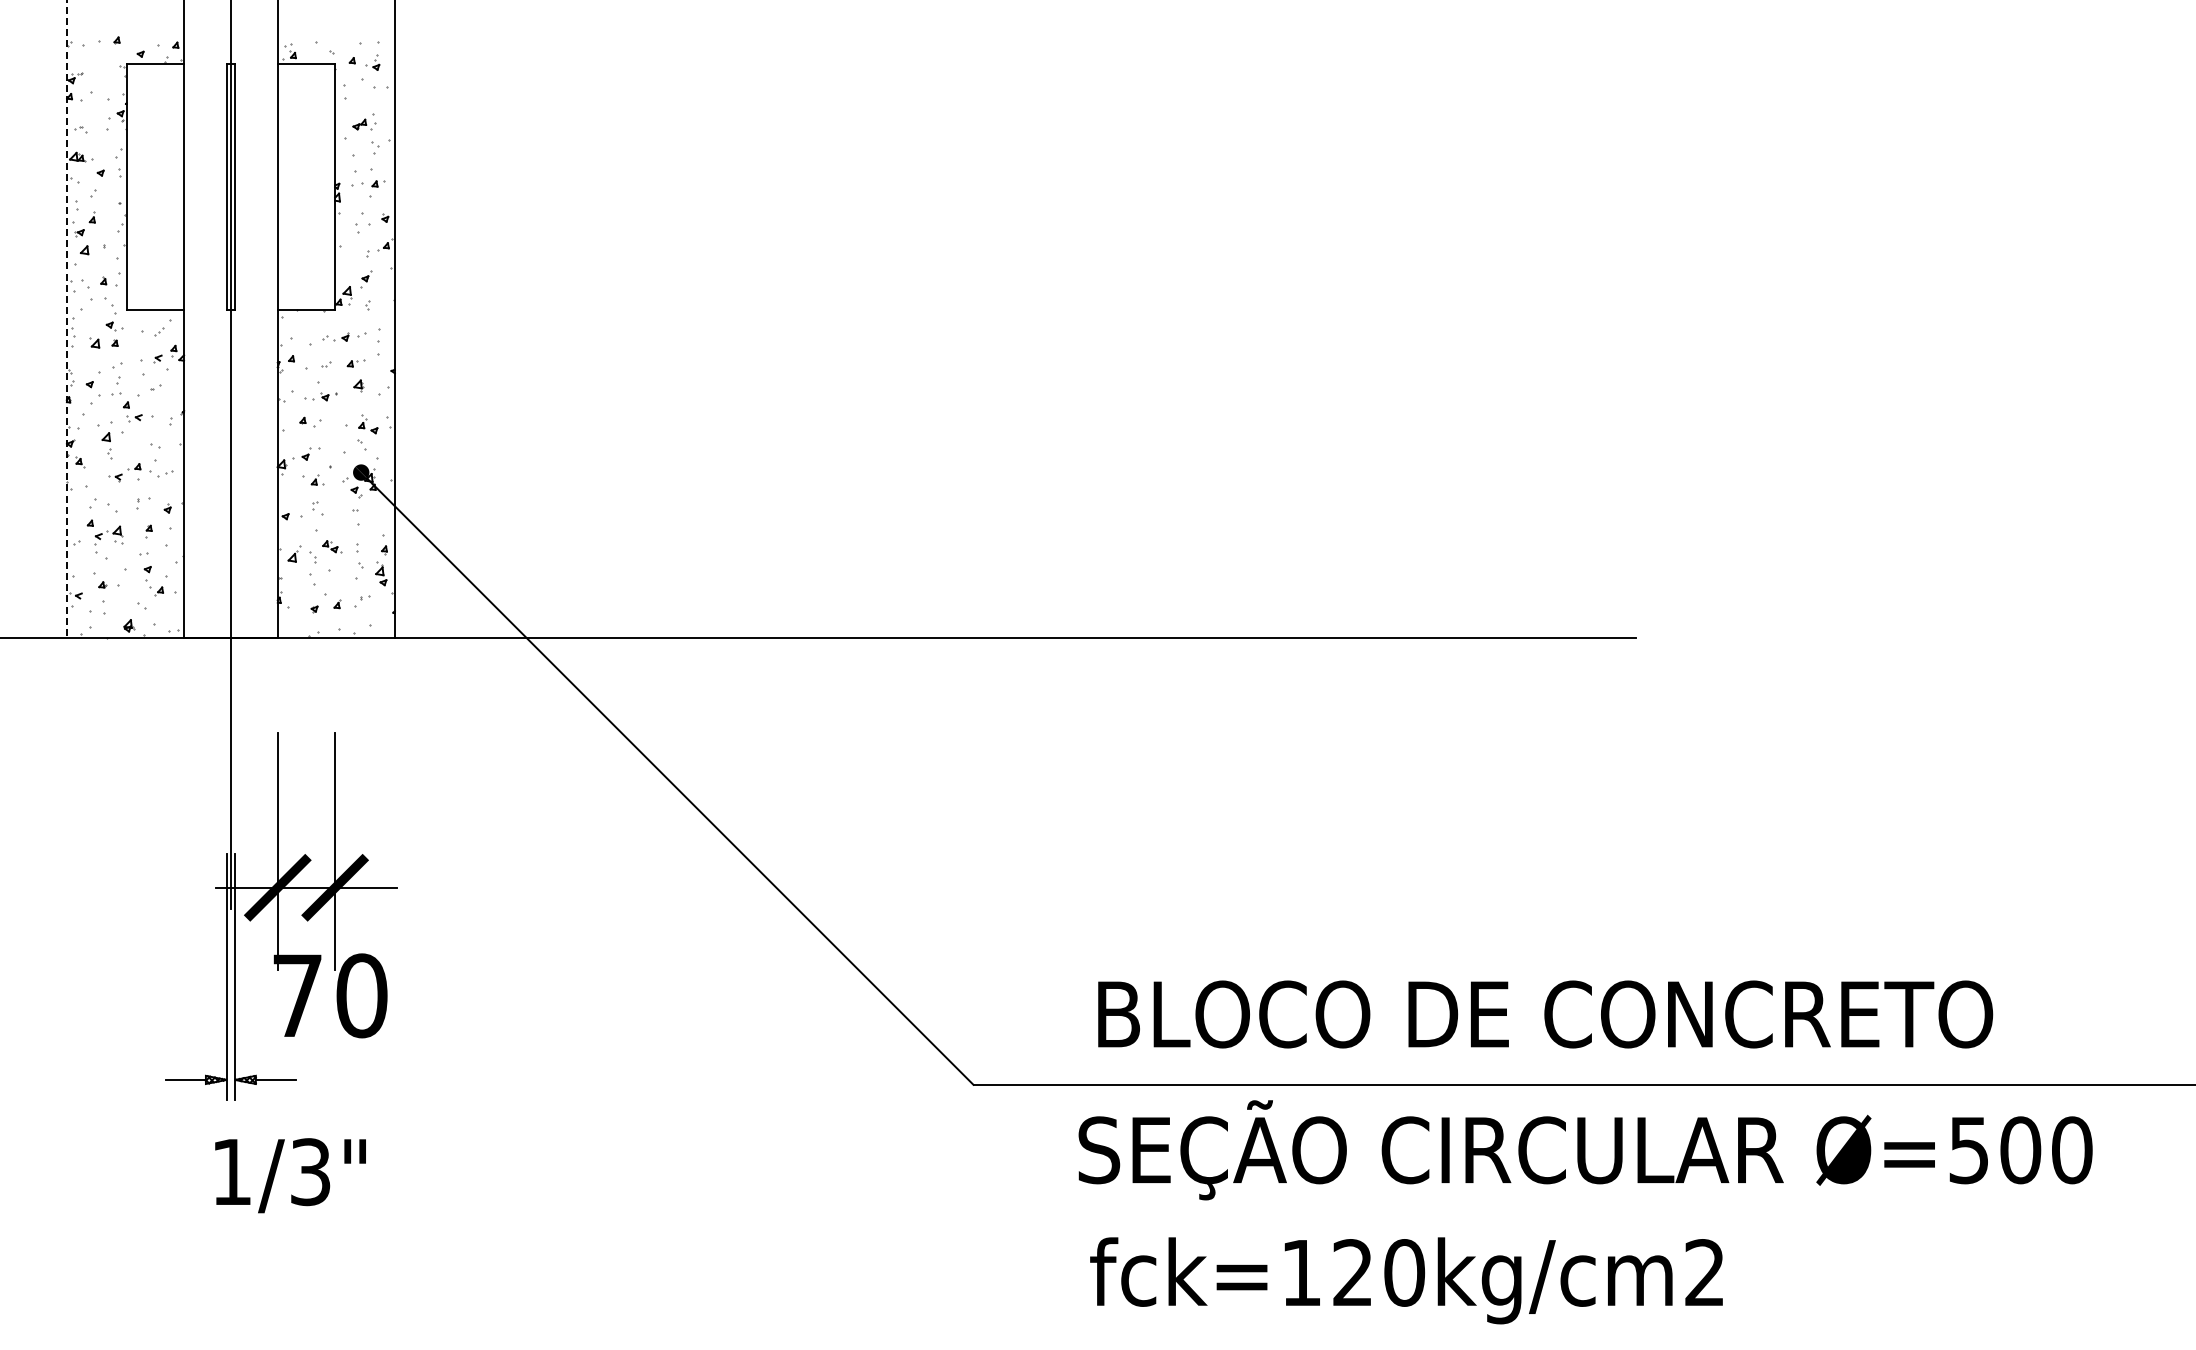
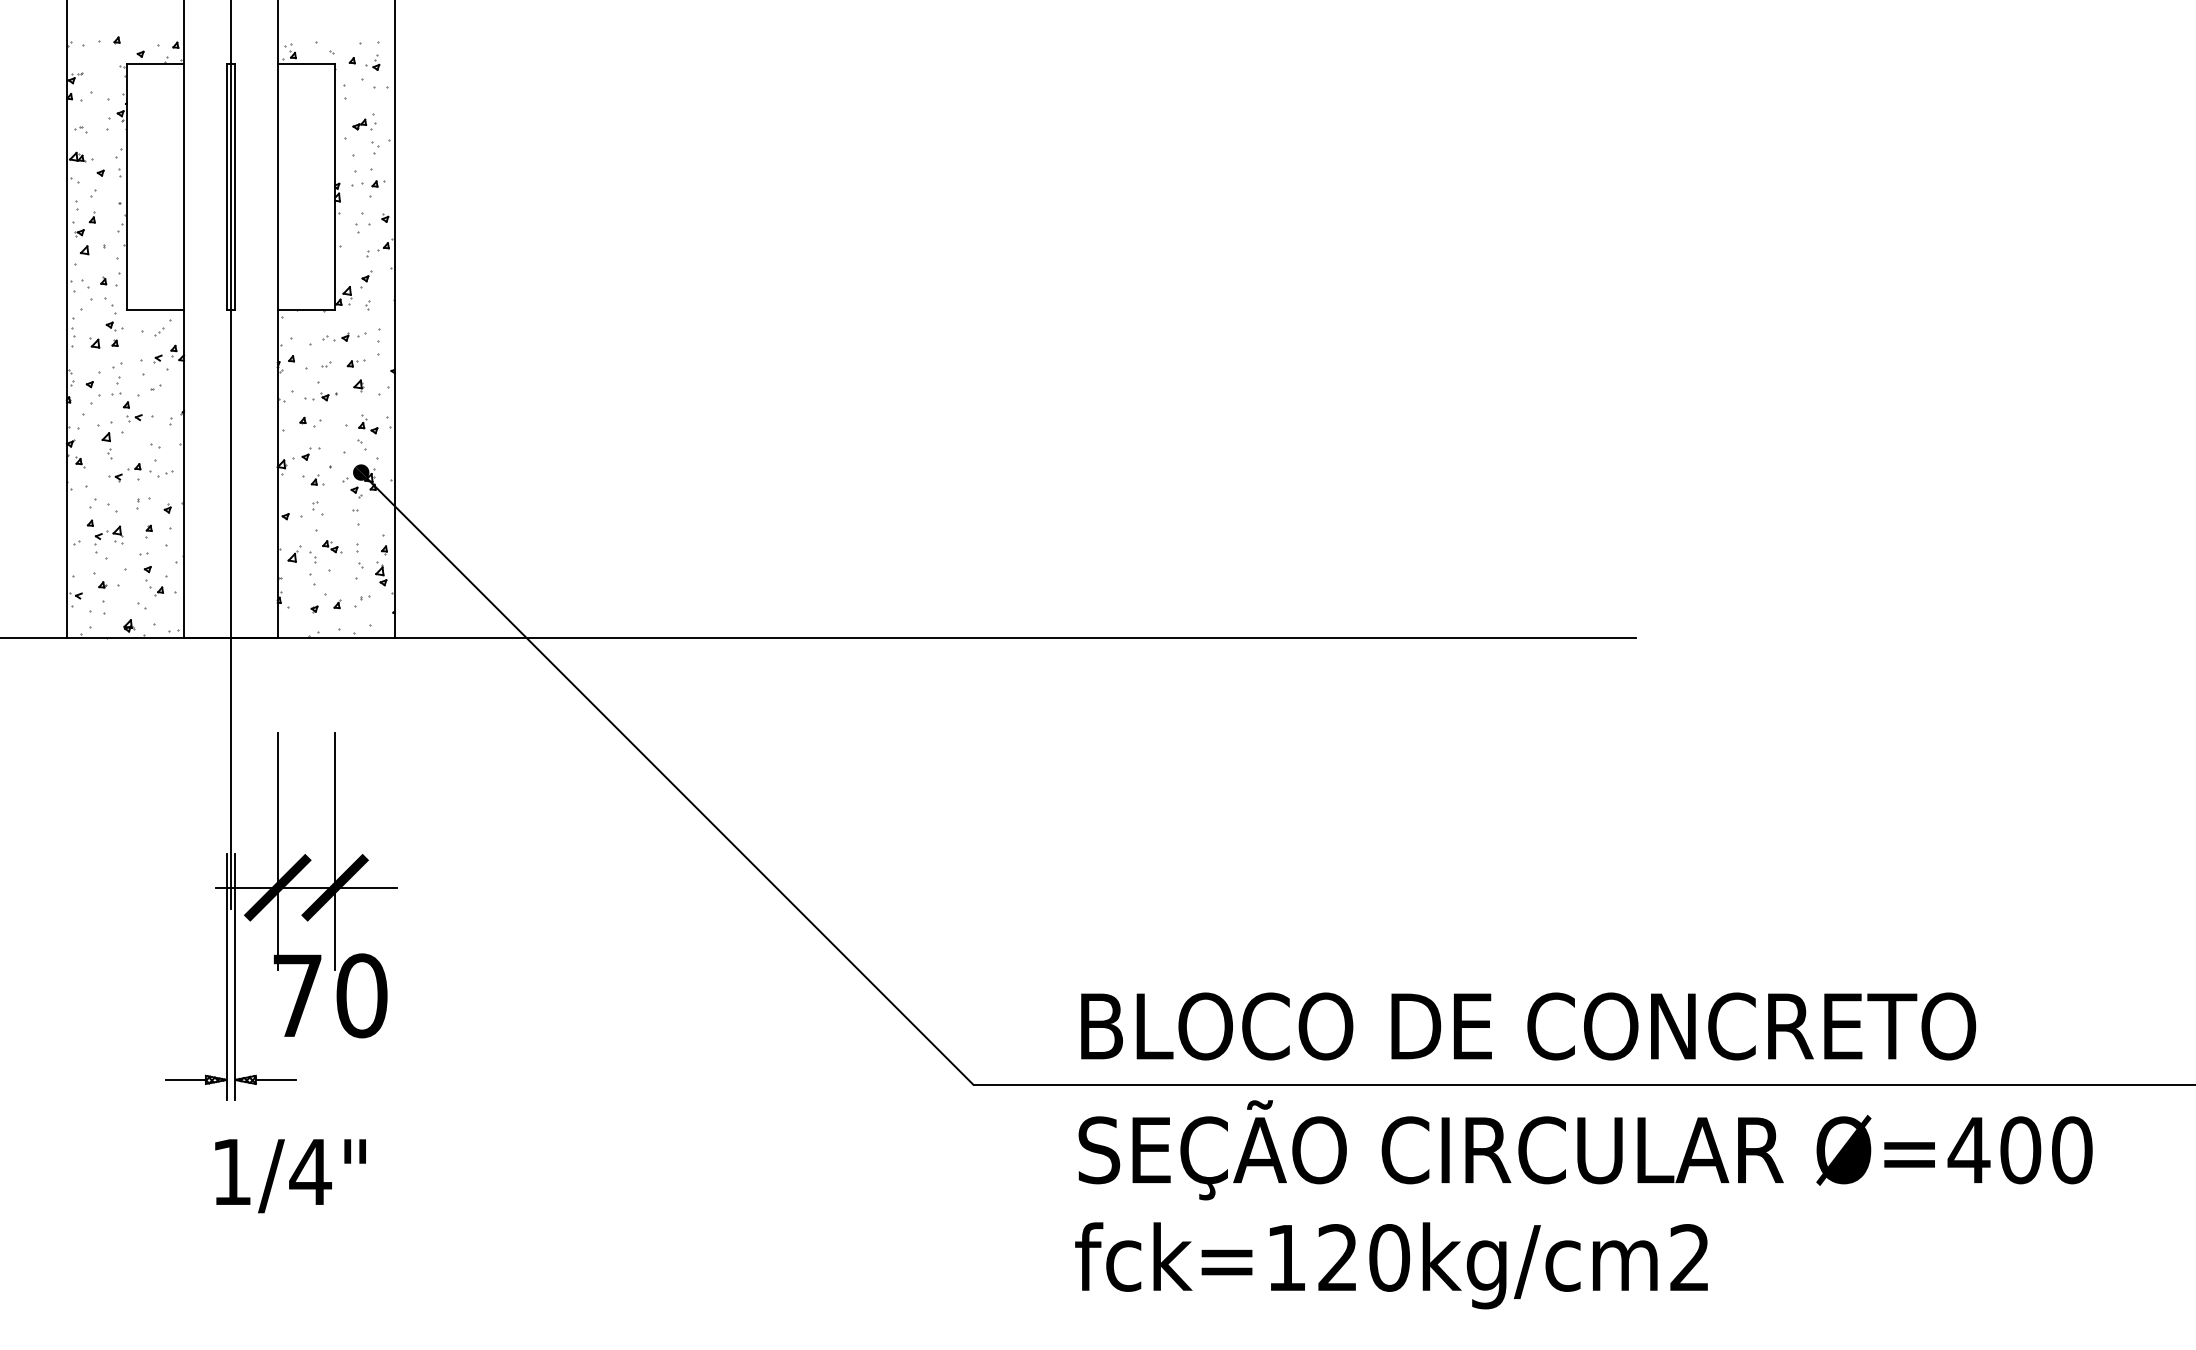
line: dashed -> solid (66, 319)
text position: (1545, 1014) -> (1528, 1026) (1528, 1026)
text: Ø=500 -> Ø=400 (1968, 1150)
text: 1/3" -> 1/4" (310, 1172)
text position: (1406, 1280) -> (1391, 1265) (1391, 1265)
